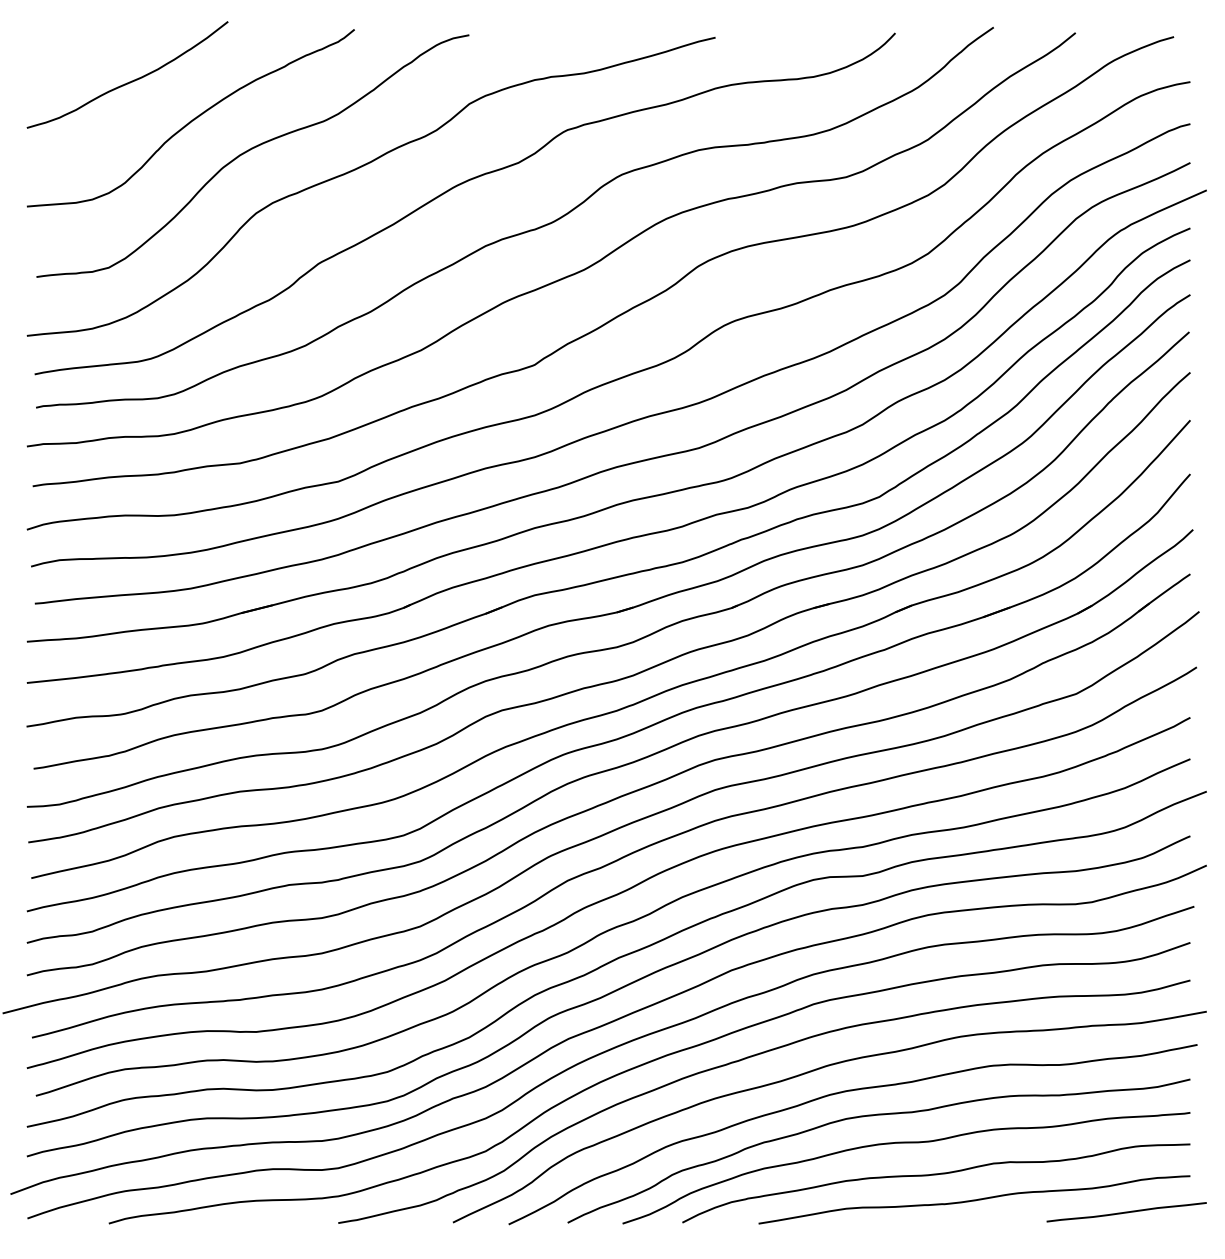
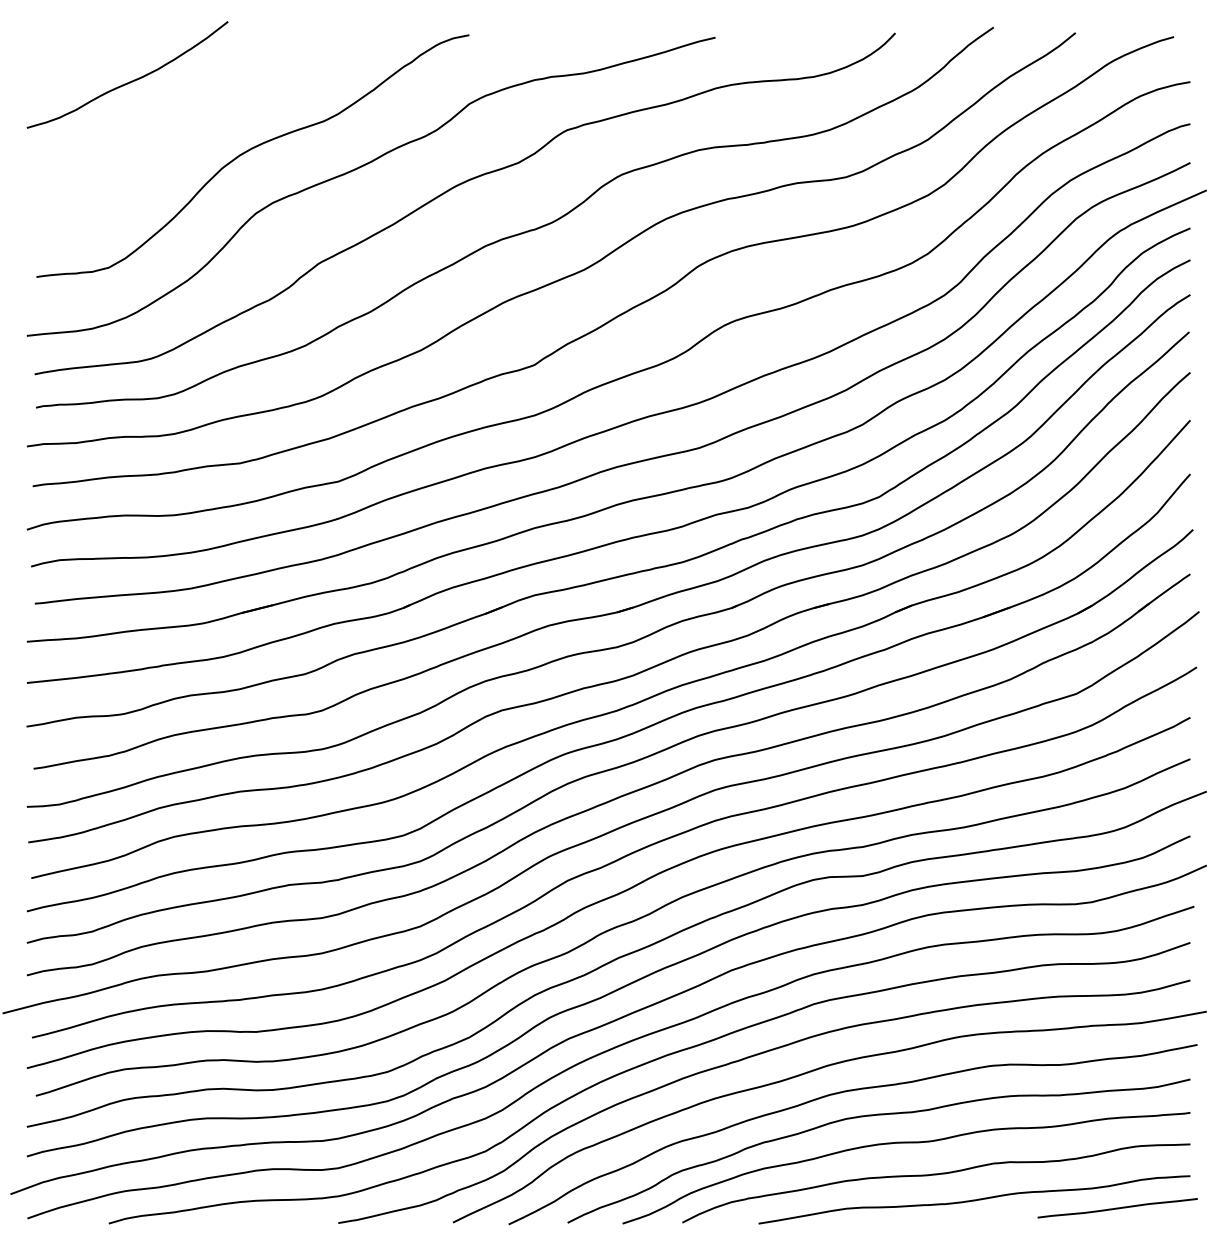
curve: present -> none (190, 120)
curve position: (1126, 1212) -> (1117, 1208) (1117, 1208)
